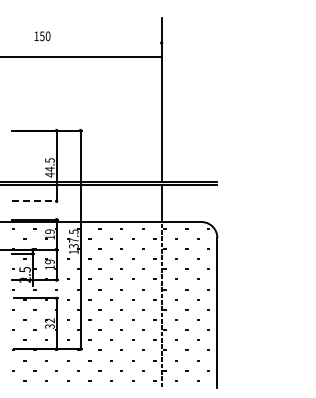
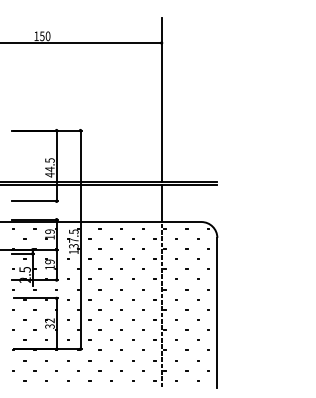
line position: (81, 57) -> (81, 43) (81, 43)
line: dashed -> solid (35, 201)
